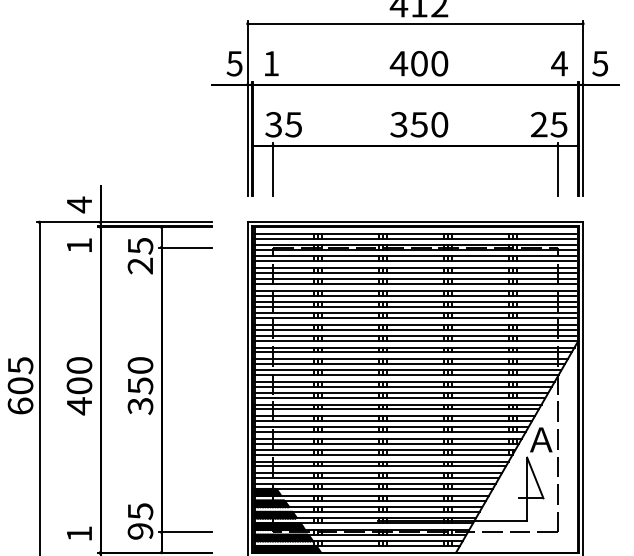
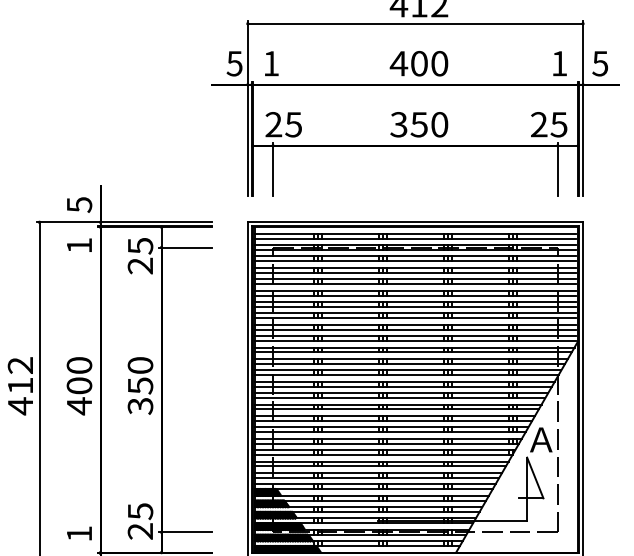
text: 4 -> 1 (559, 63)
text: 35 -> 25 (273, 124)
text: 4 -> 5 (79, 204)
text: 605 -> 412 (20, 386)
text: 95 -> 25 (140, 531)
